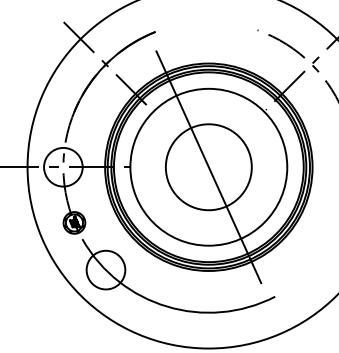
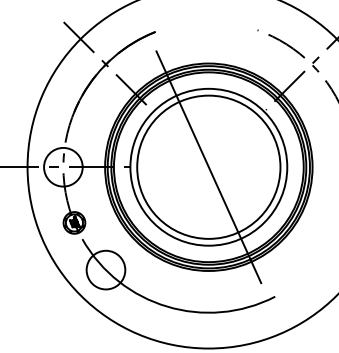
circle diameter: 86 px -> 143 px (208, 166)
